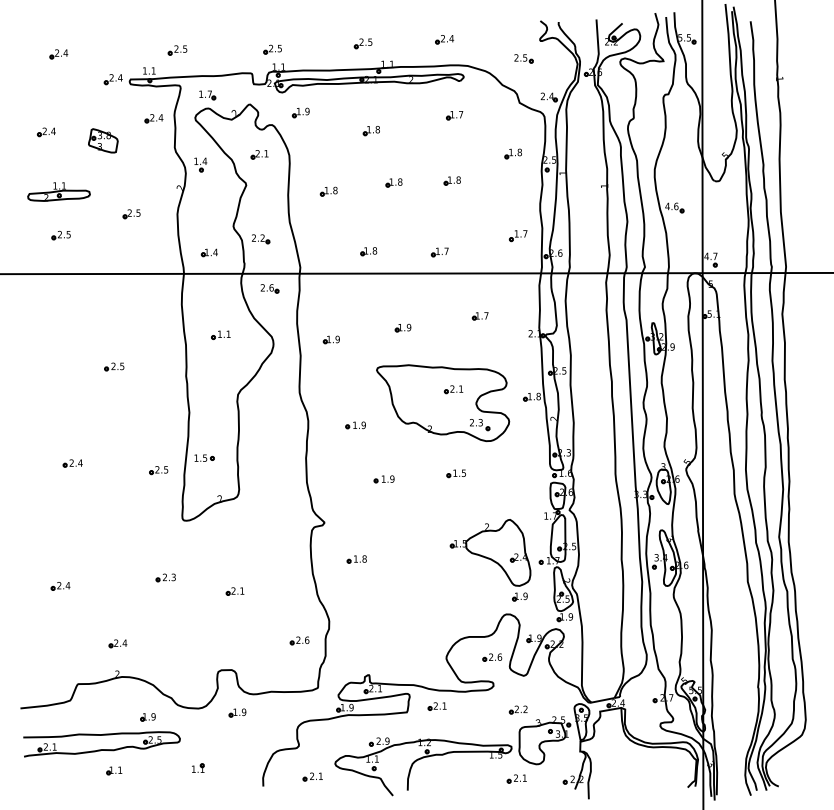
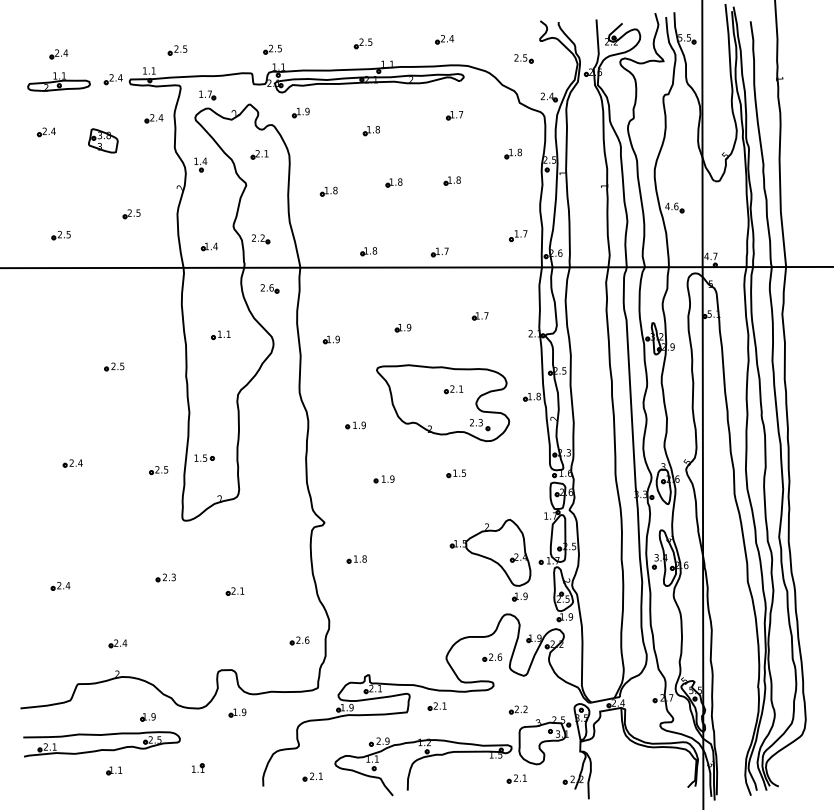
part position: (58, 191) -> (58, 81) (58, 81)
part position: (208, 252) -> (208, 246) (208, 246)
line position: (416, 273) -> (416, 267) (416, 267)
